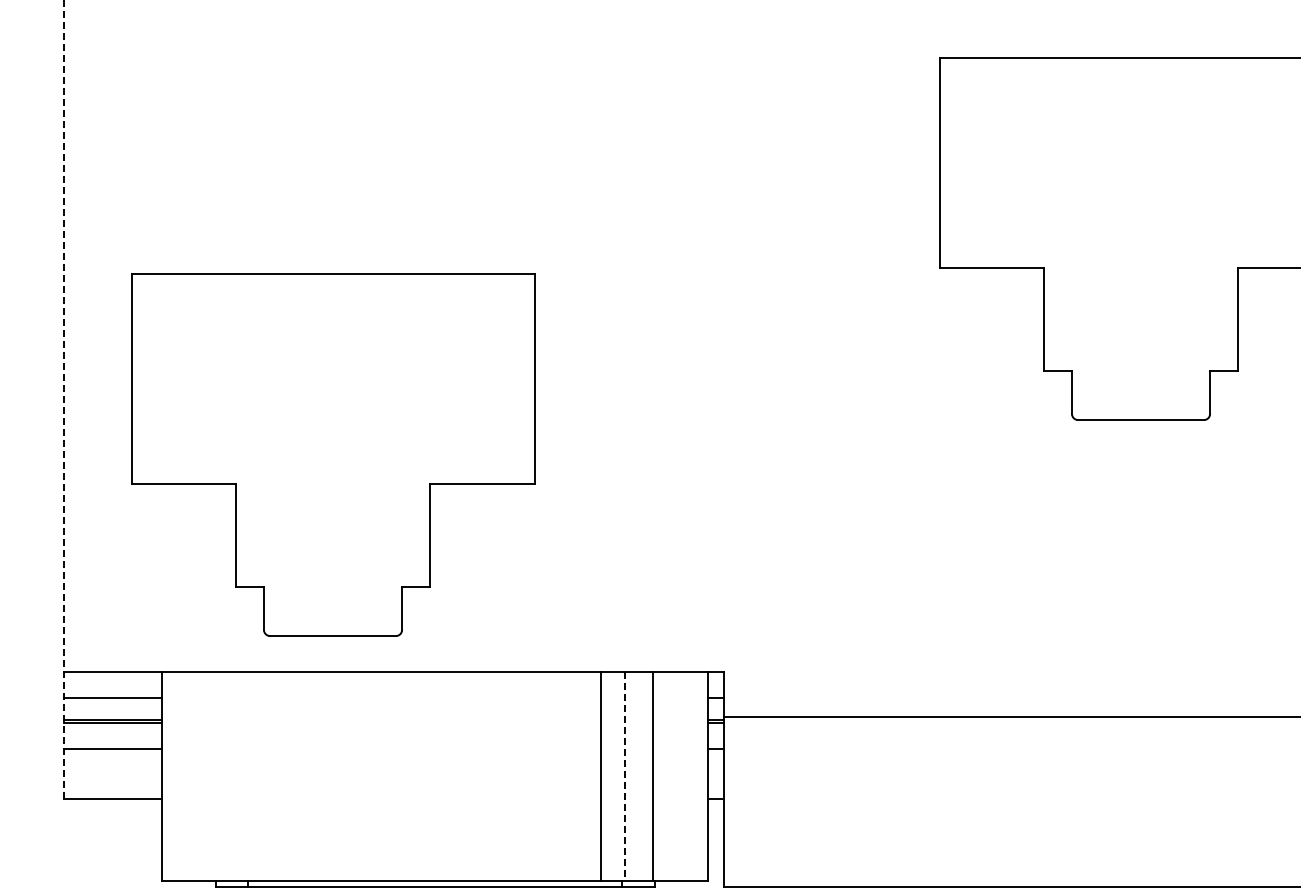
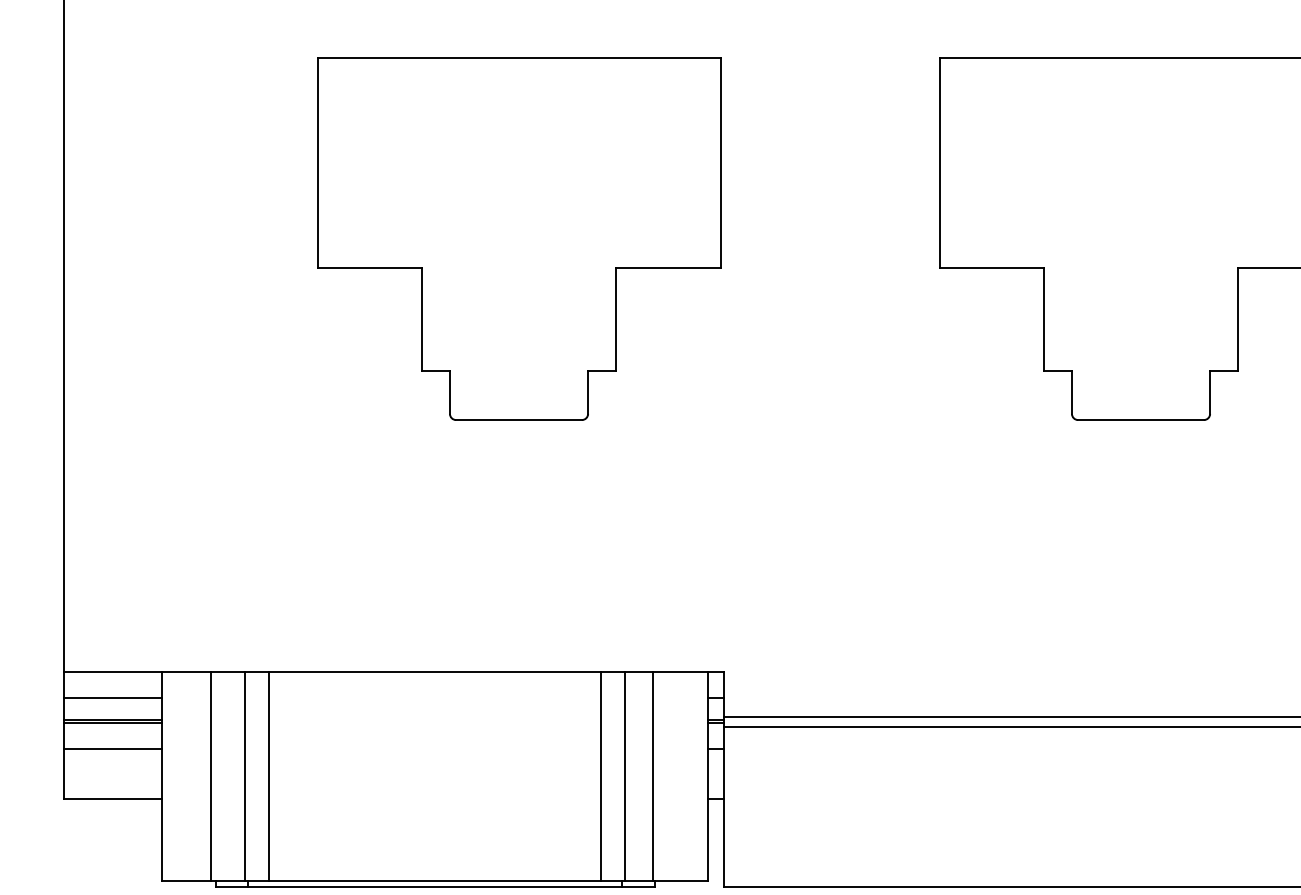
line: dashed -> solid (64, 399)
part position: (333, 454) -> (519, 238) (519, 238)
line: none -> present (1010, 727)
line: none -> present (210, 775)
line: none -> present (244, 775)
line: none -> present (269, 775)
line: dashed -> solid (625, 776)
